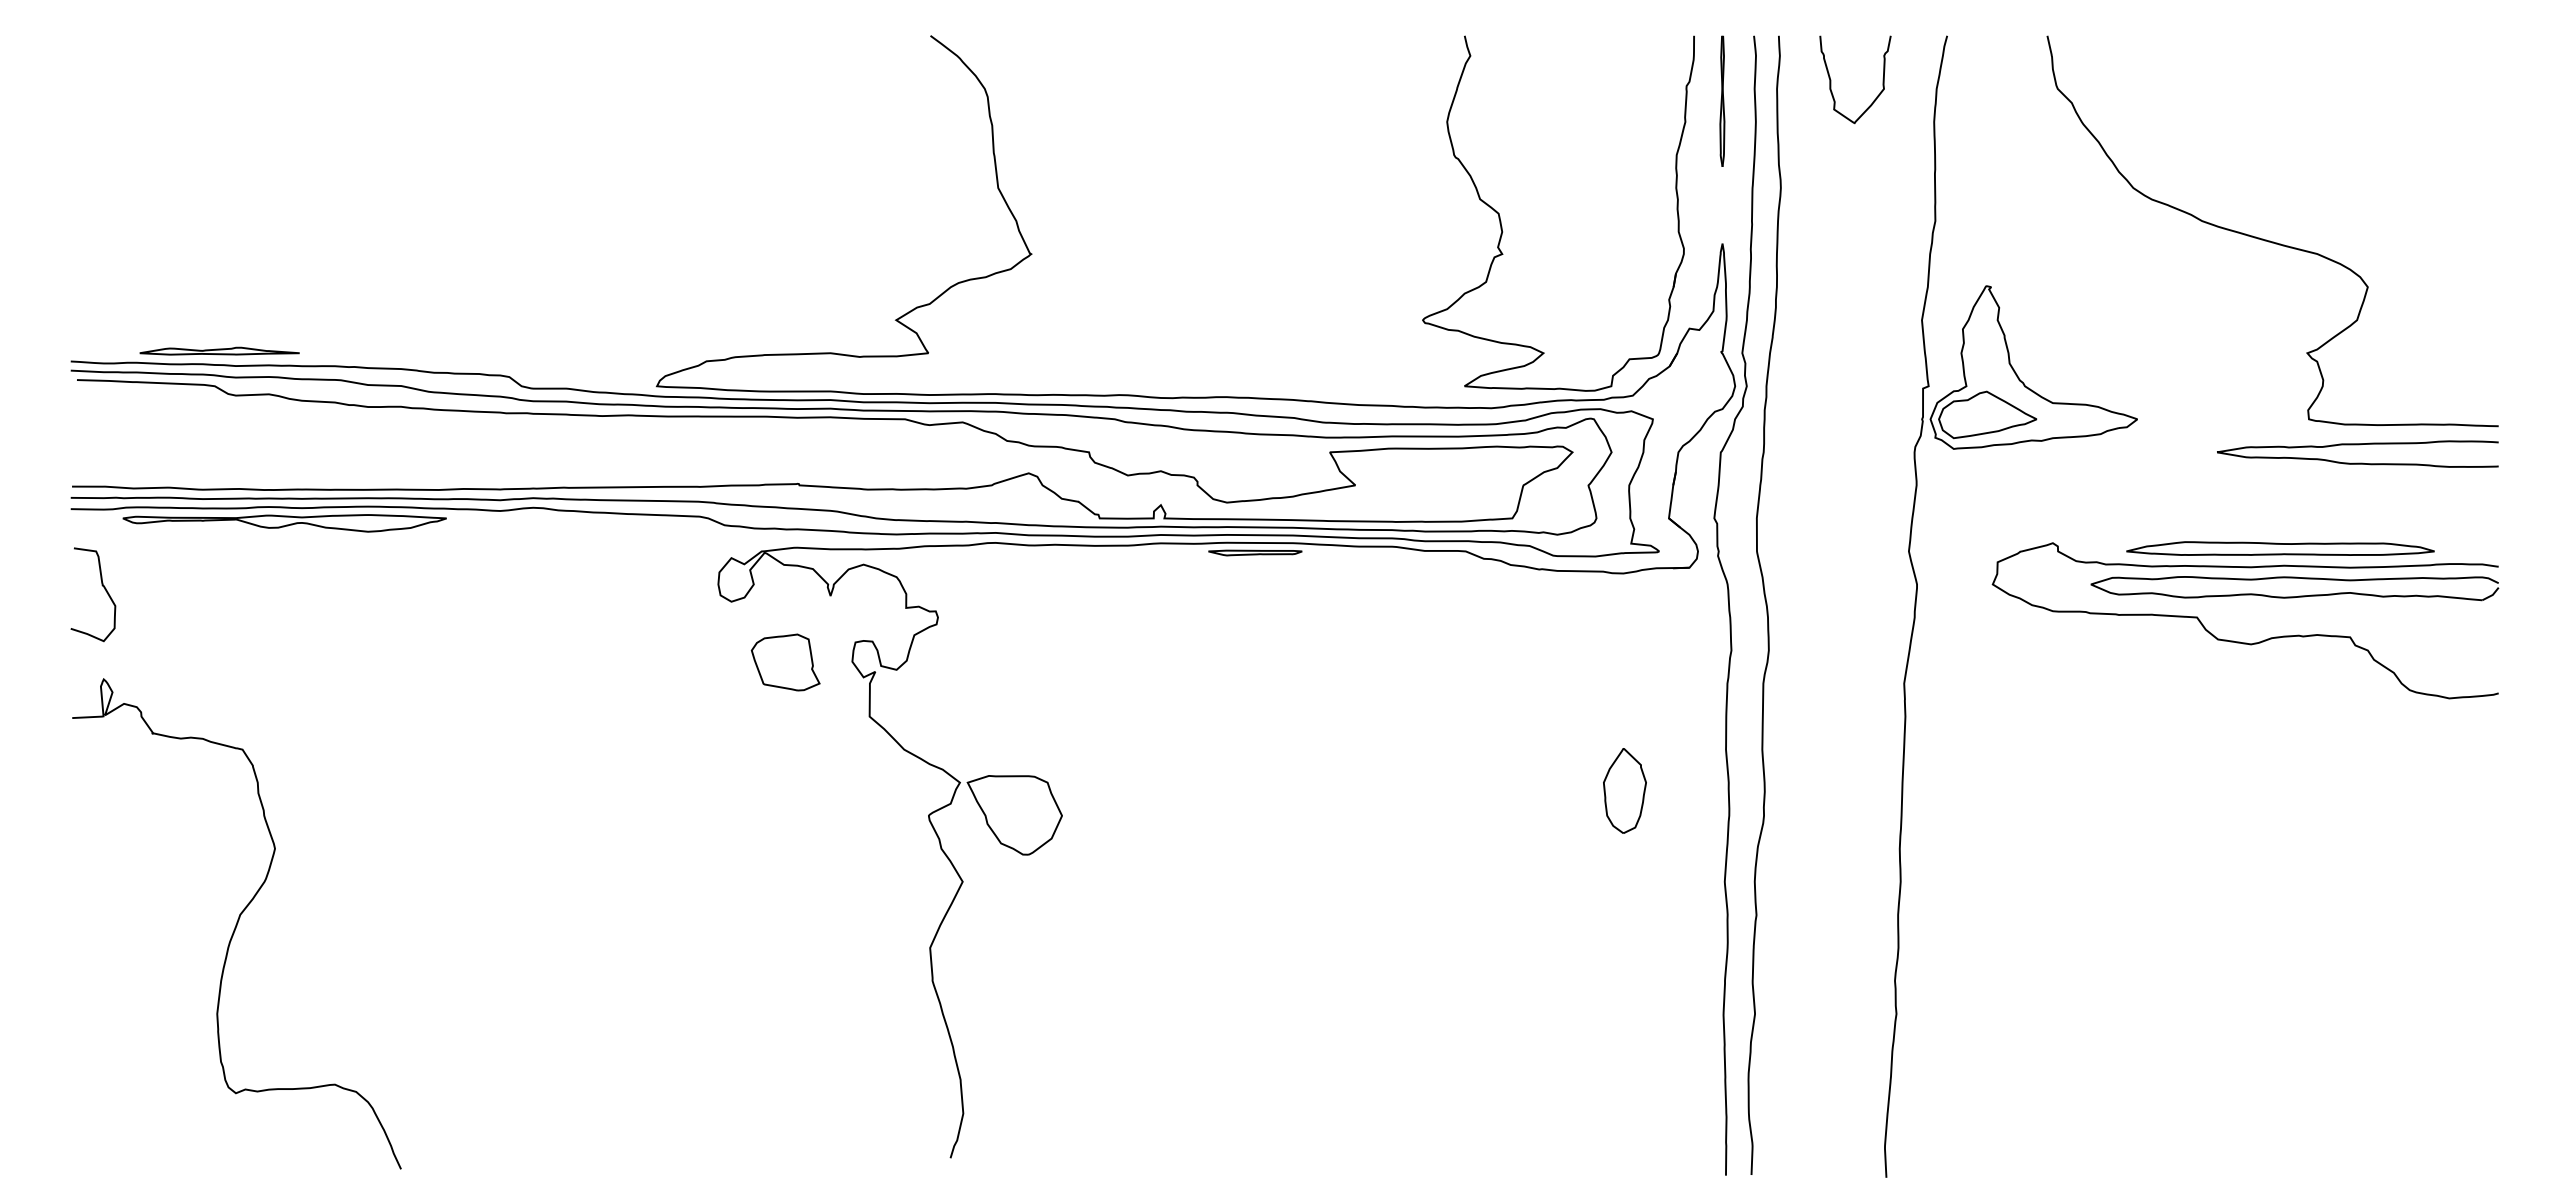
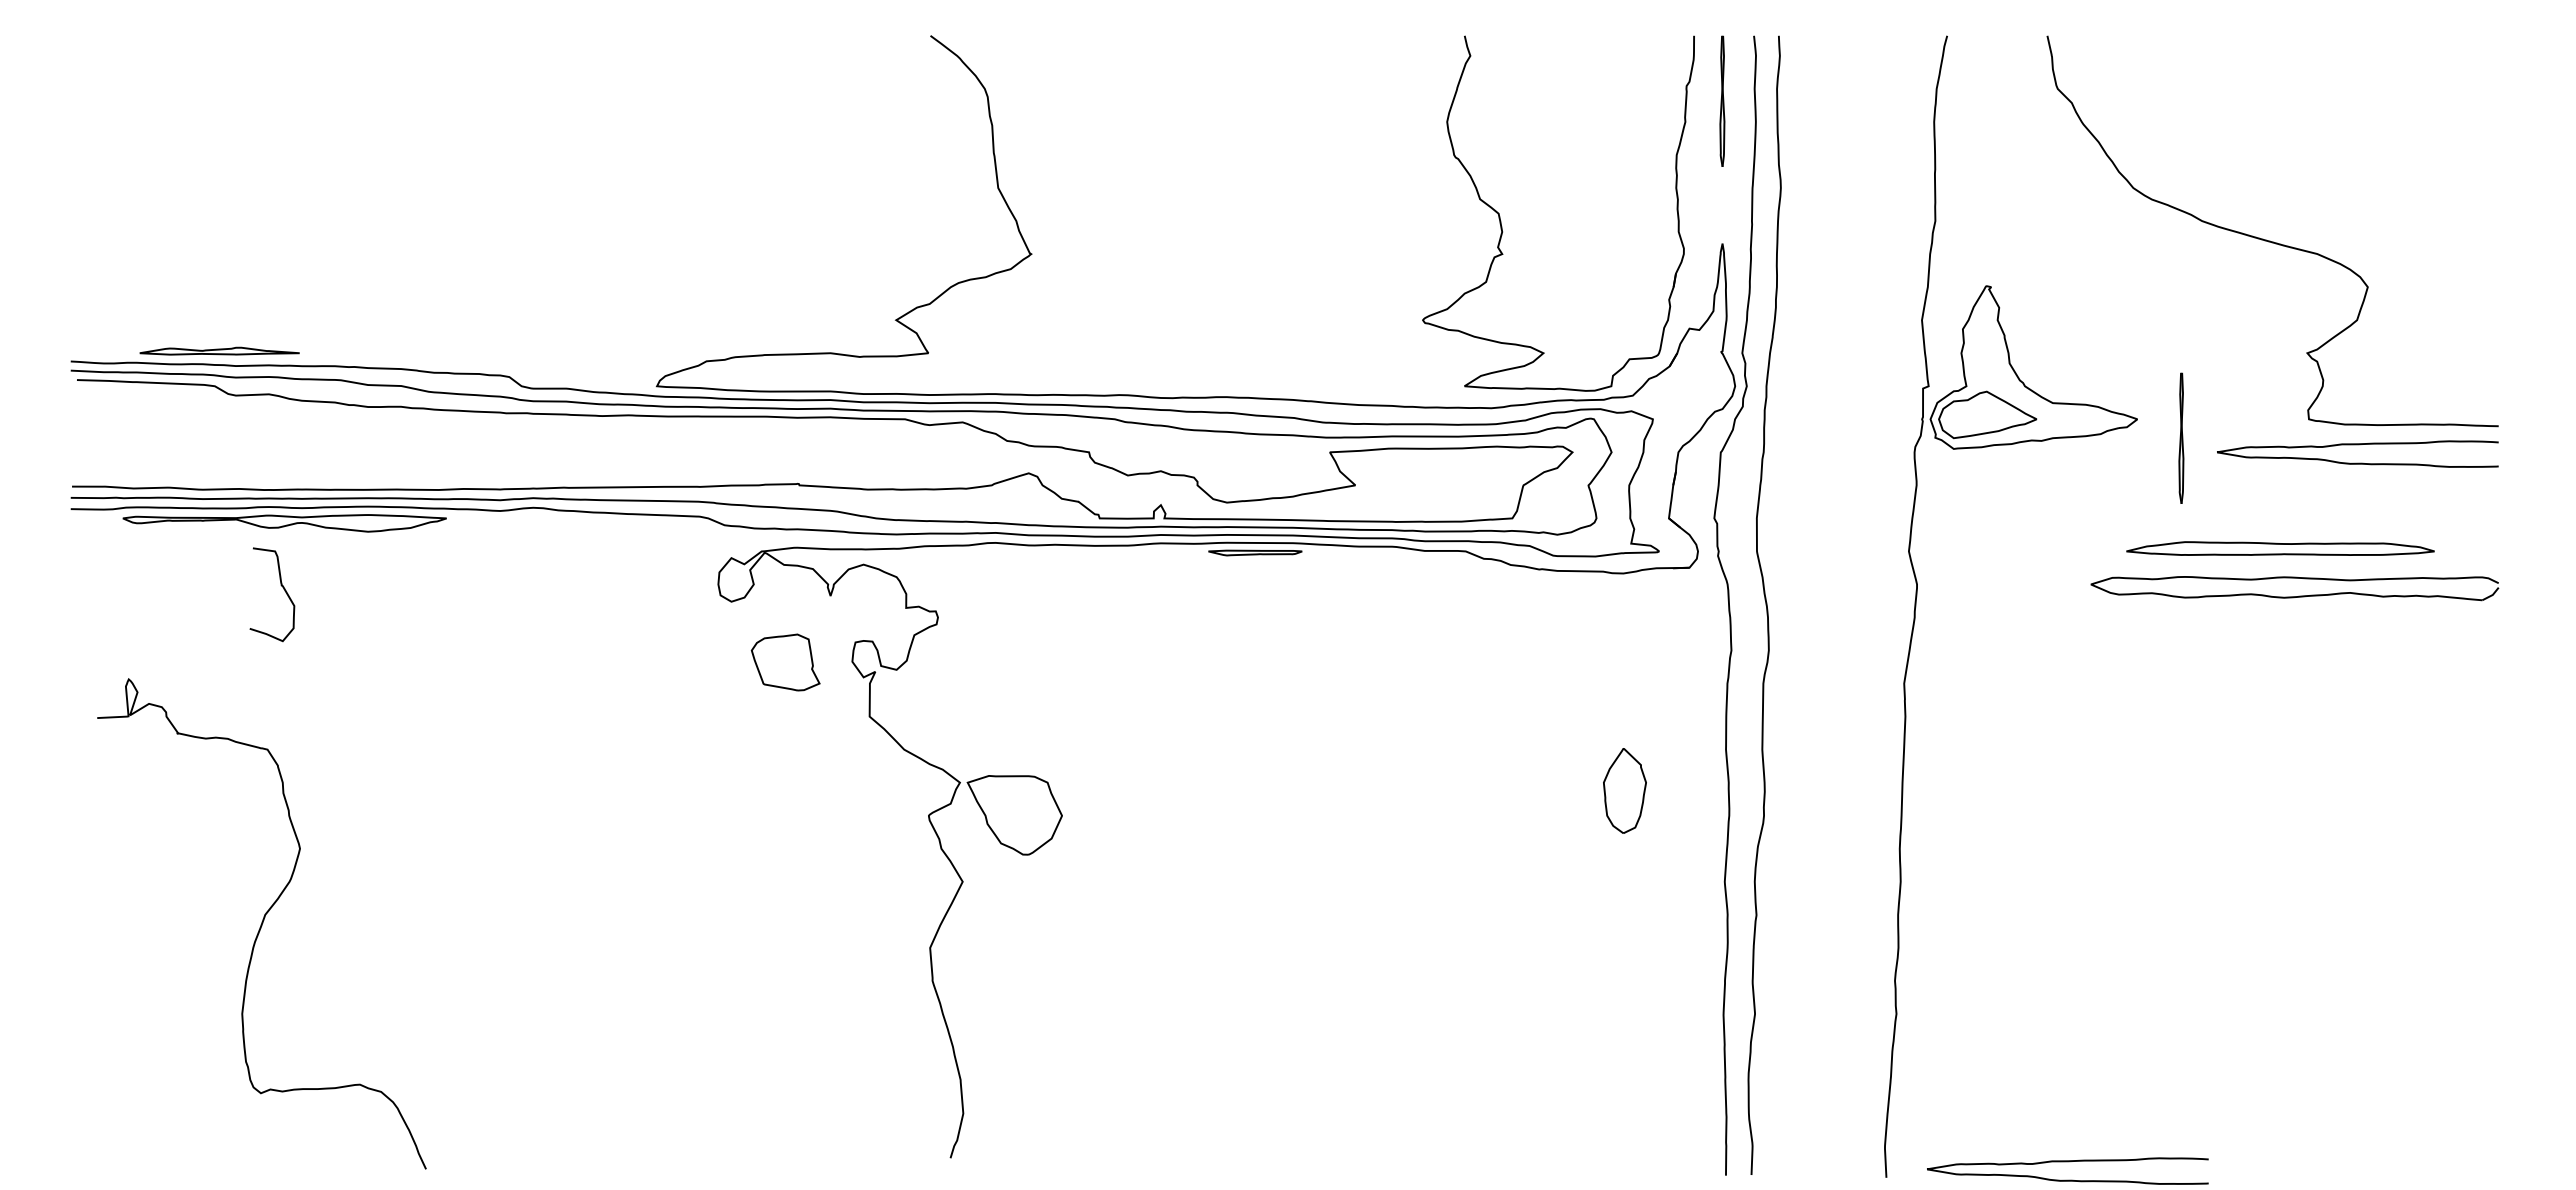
curve: present -> none (1831, 79)
part: none -> present (2181, 437)
curve position: (101, 585) -> (280, 585) (280, 585)
curve: present -> none (2240, 641)
curve position: (236, 923) -> (261, 923) (261, 923)
curve: none -> present (2067, 1162)
